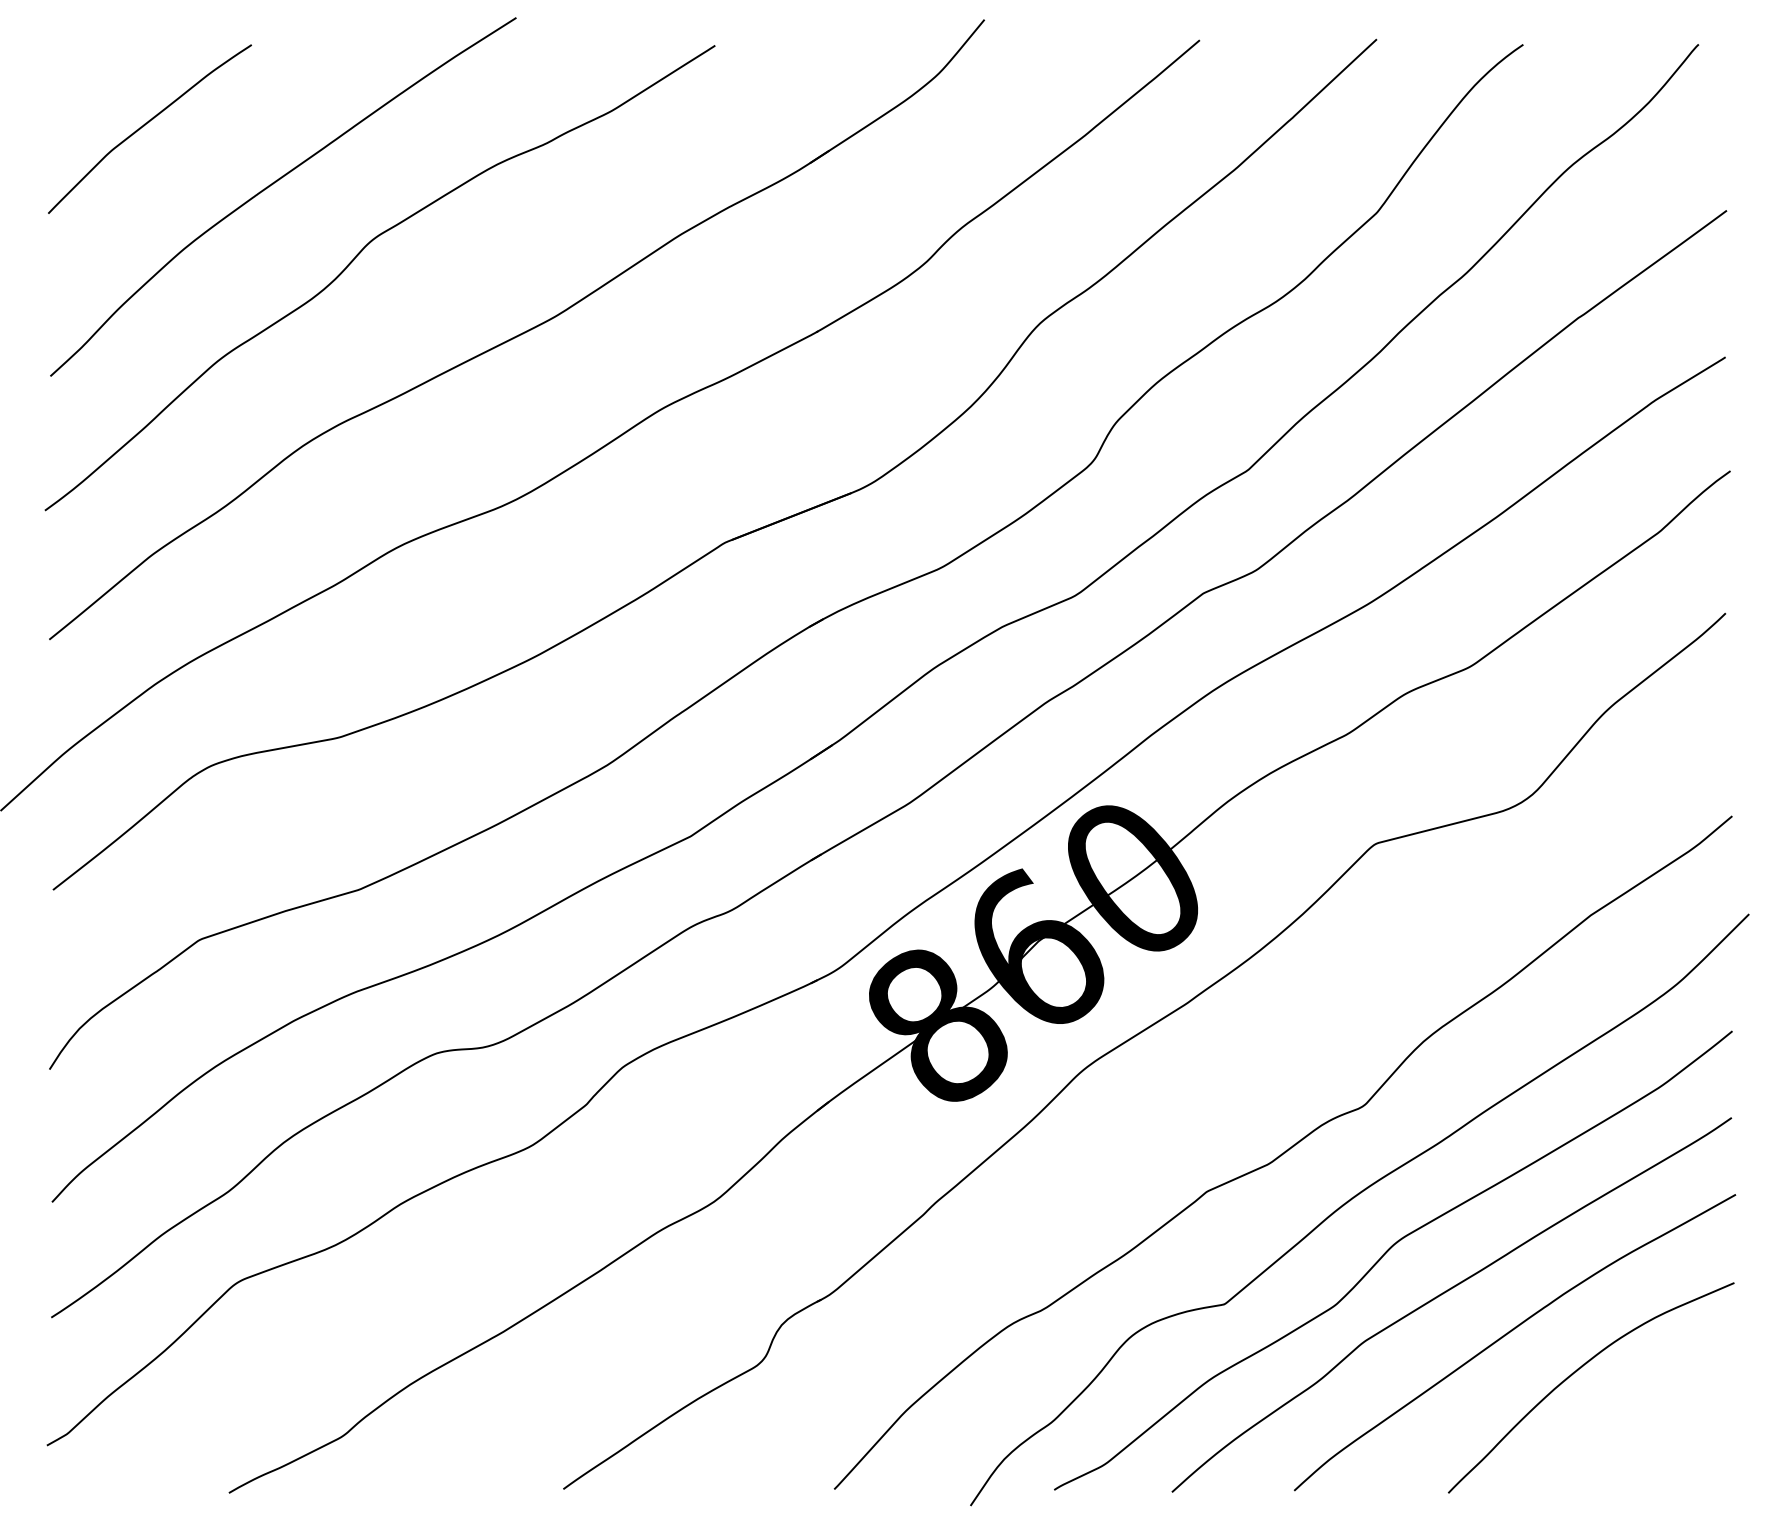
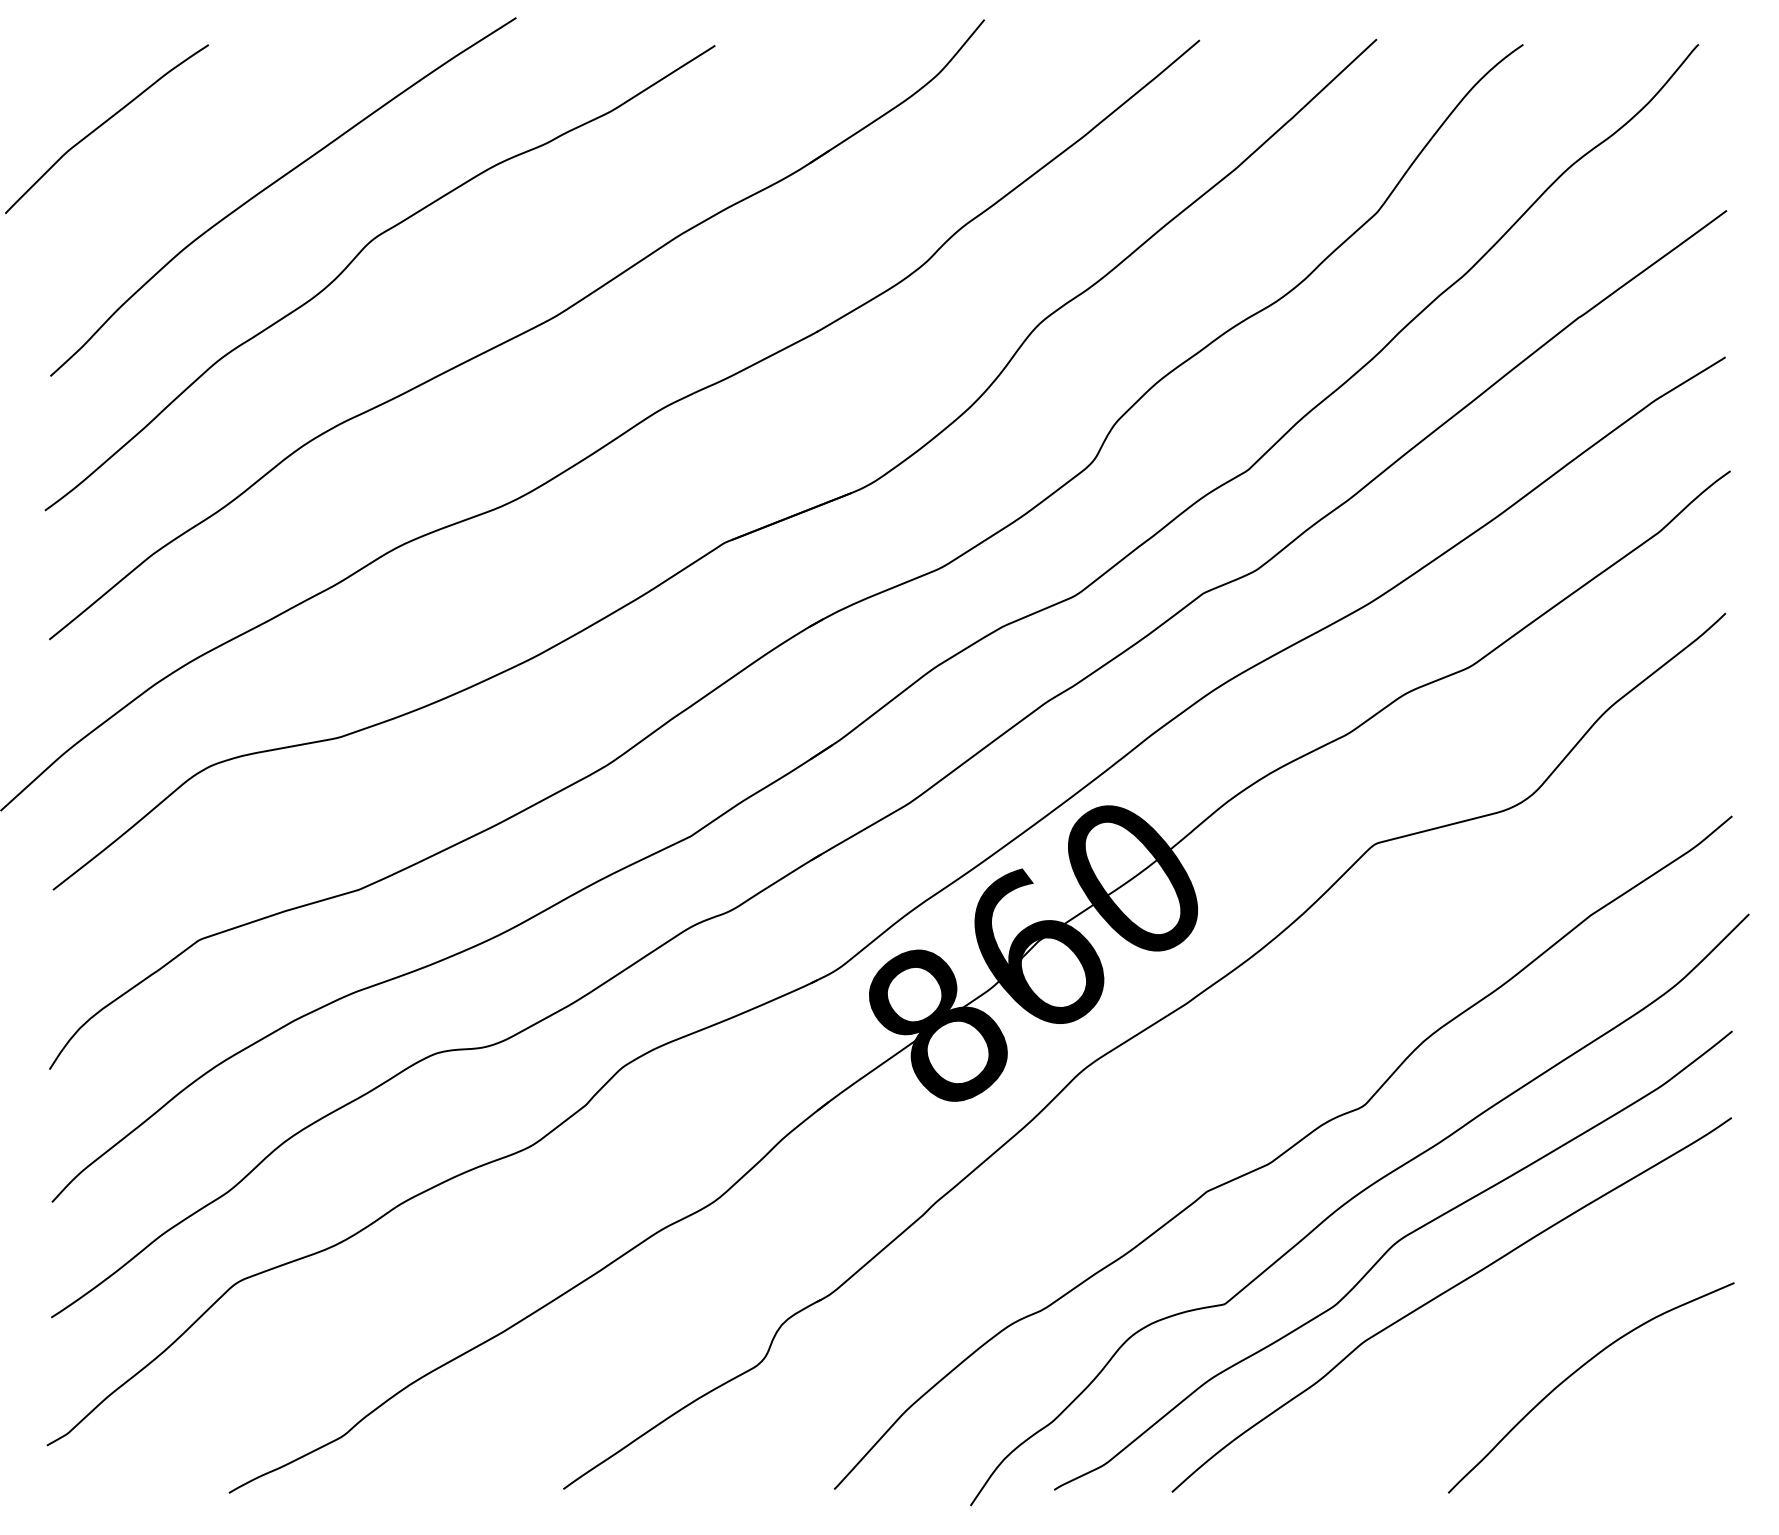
curve position: (146, 124) -> (103, 124) (103, 124)
curve: present -> none (1509, 1333)
